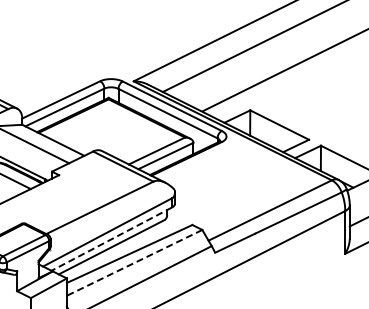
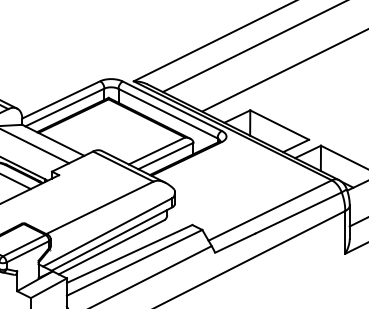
line: dashed -> solid (111, 239)
line: dashed -> solid (134, 263)
